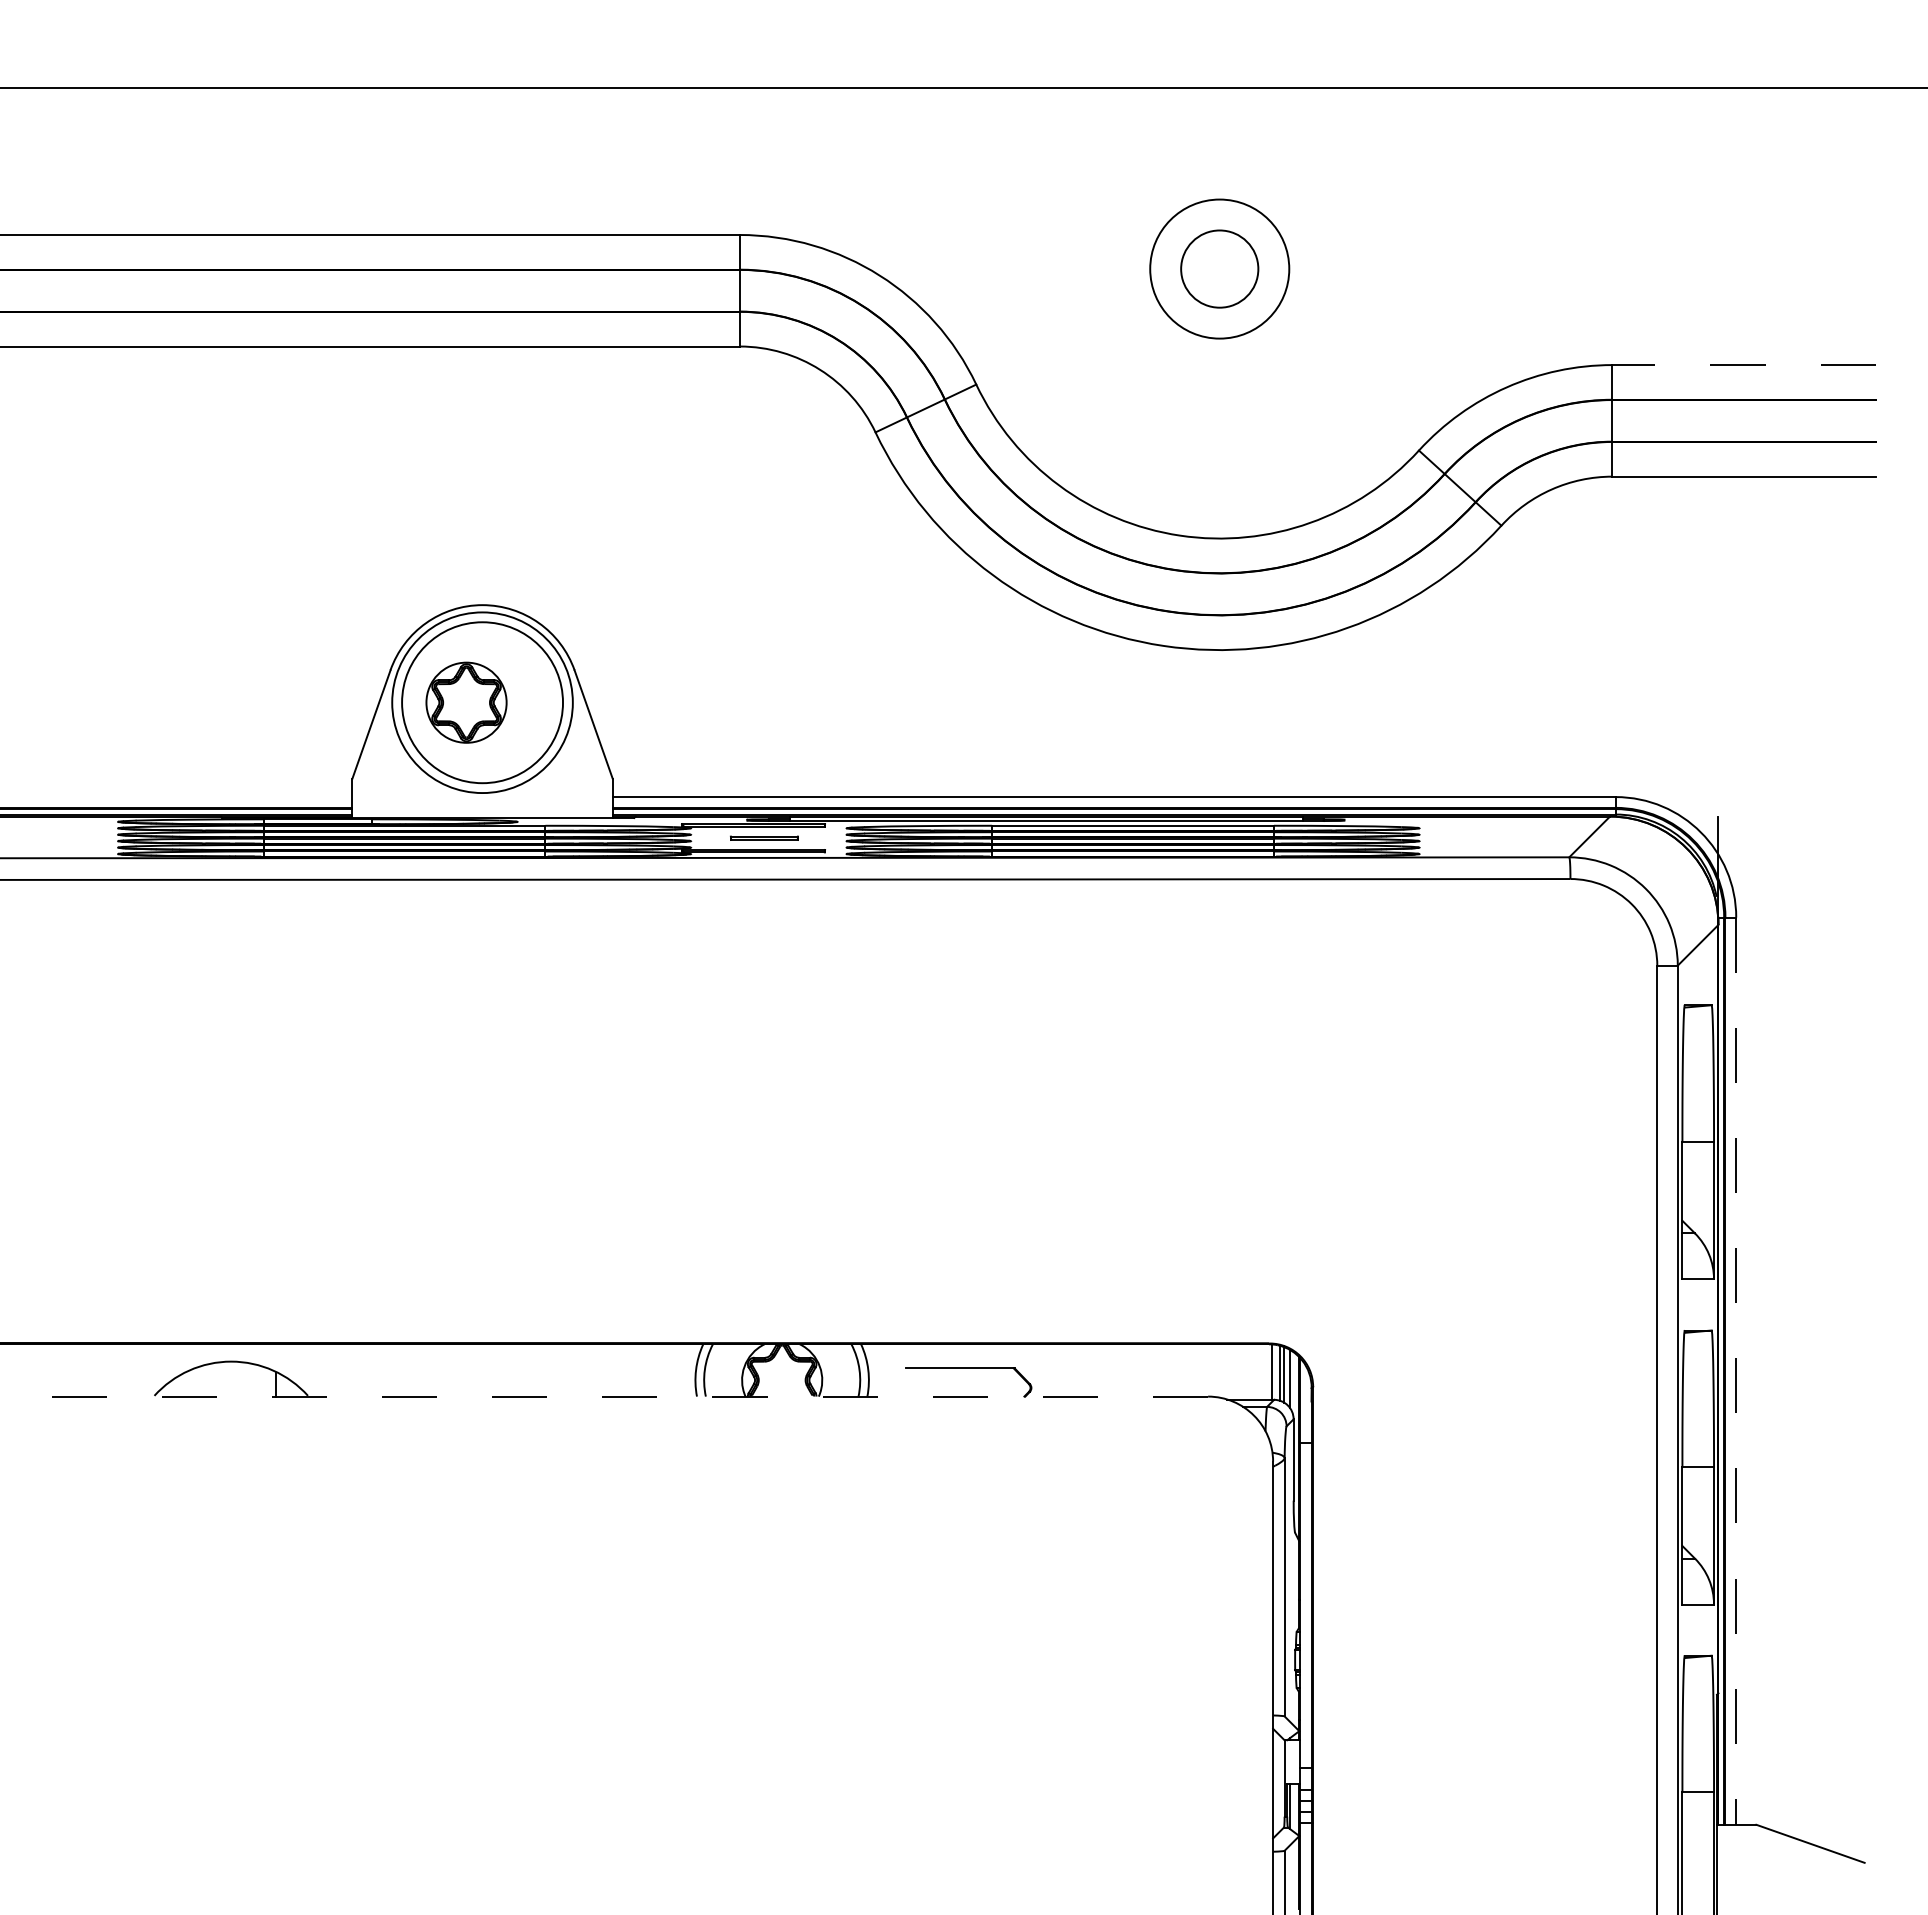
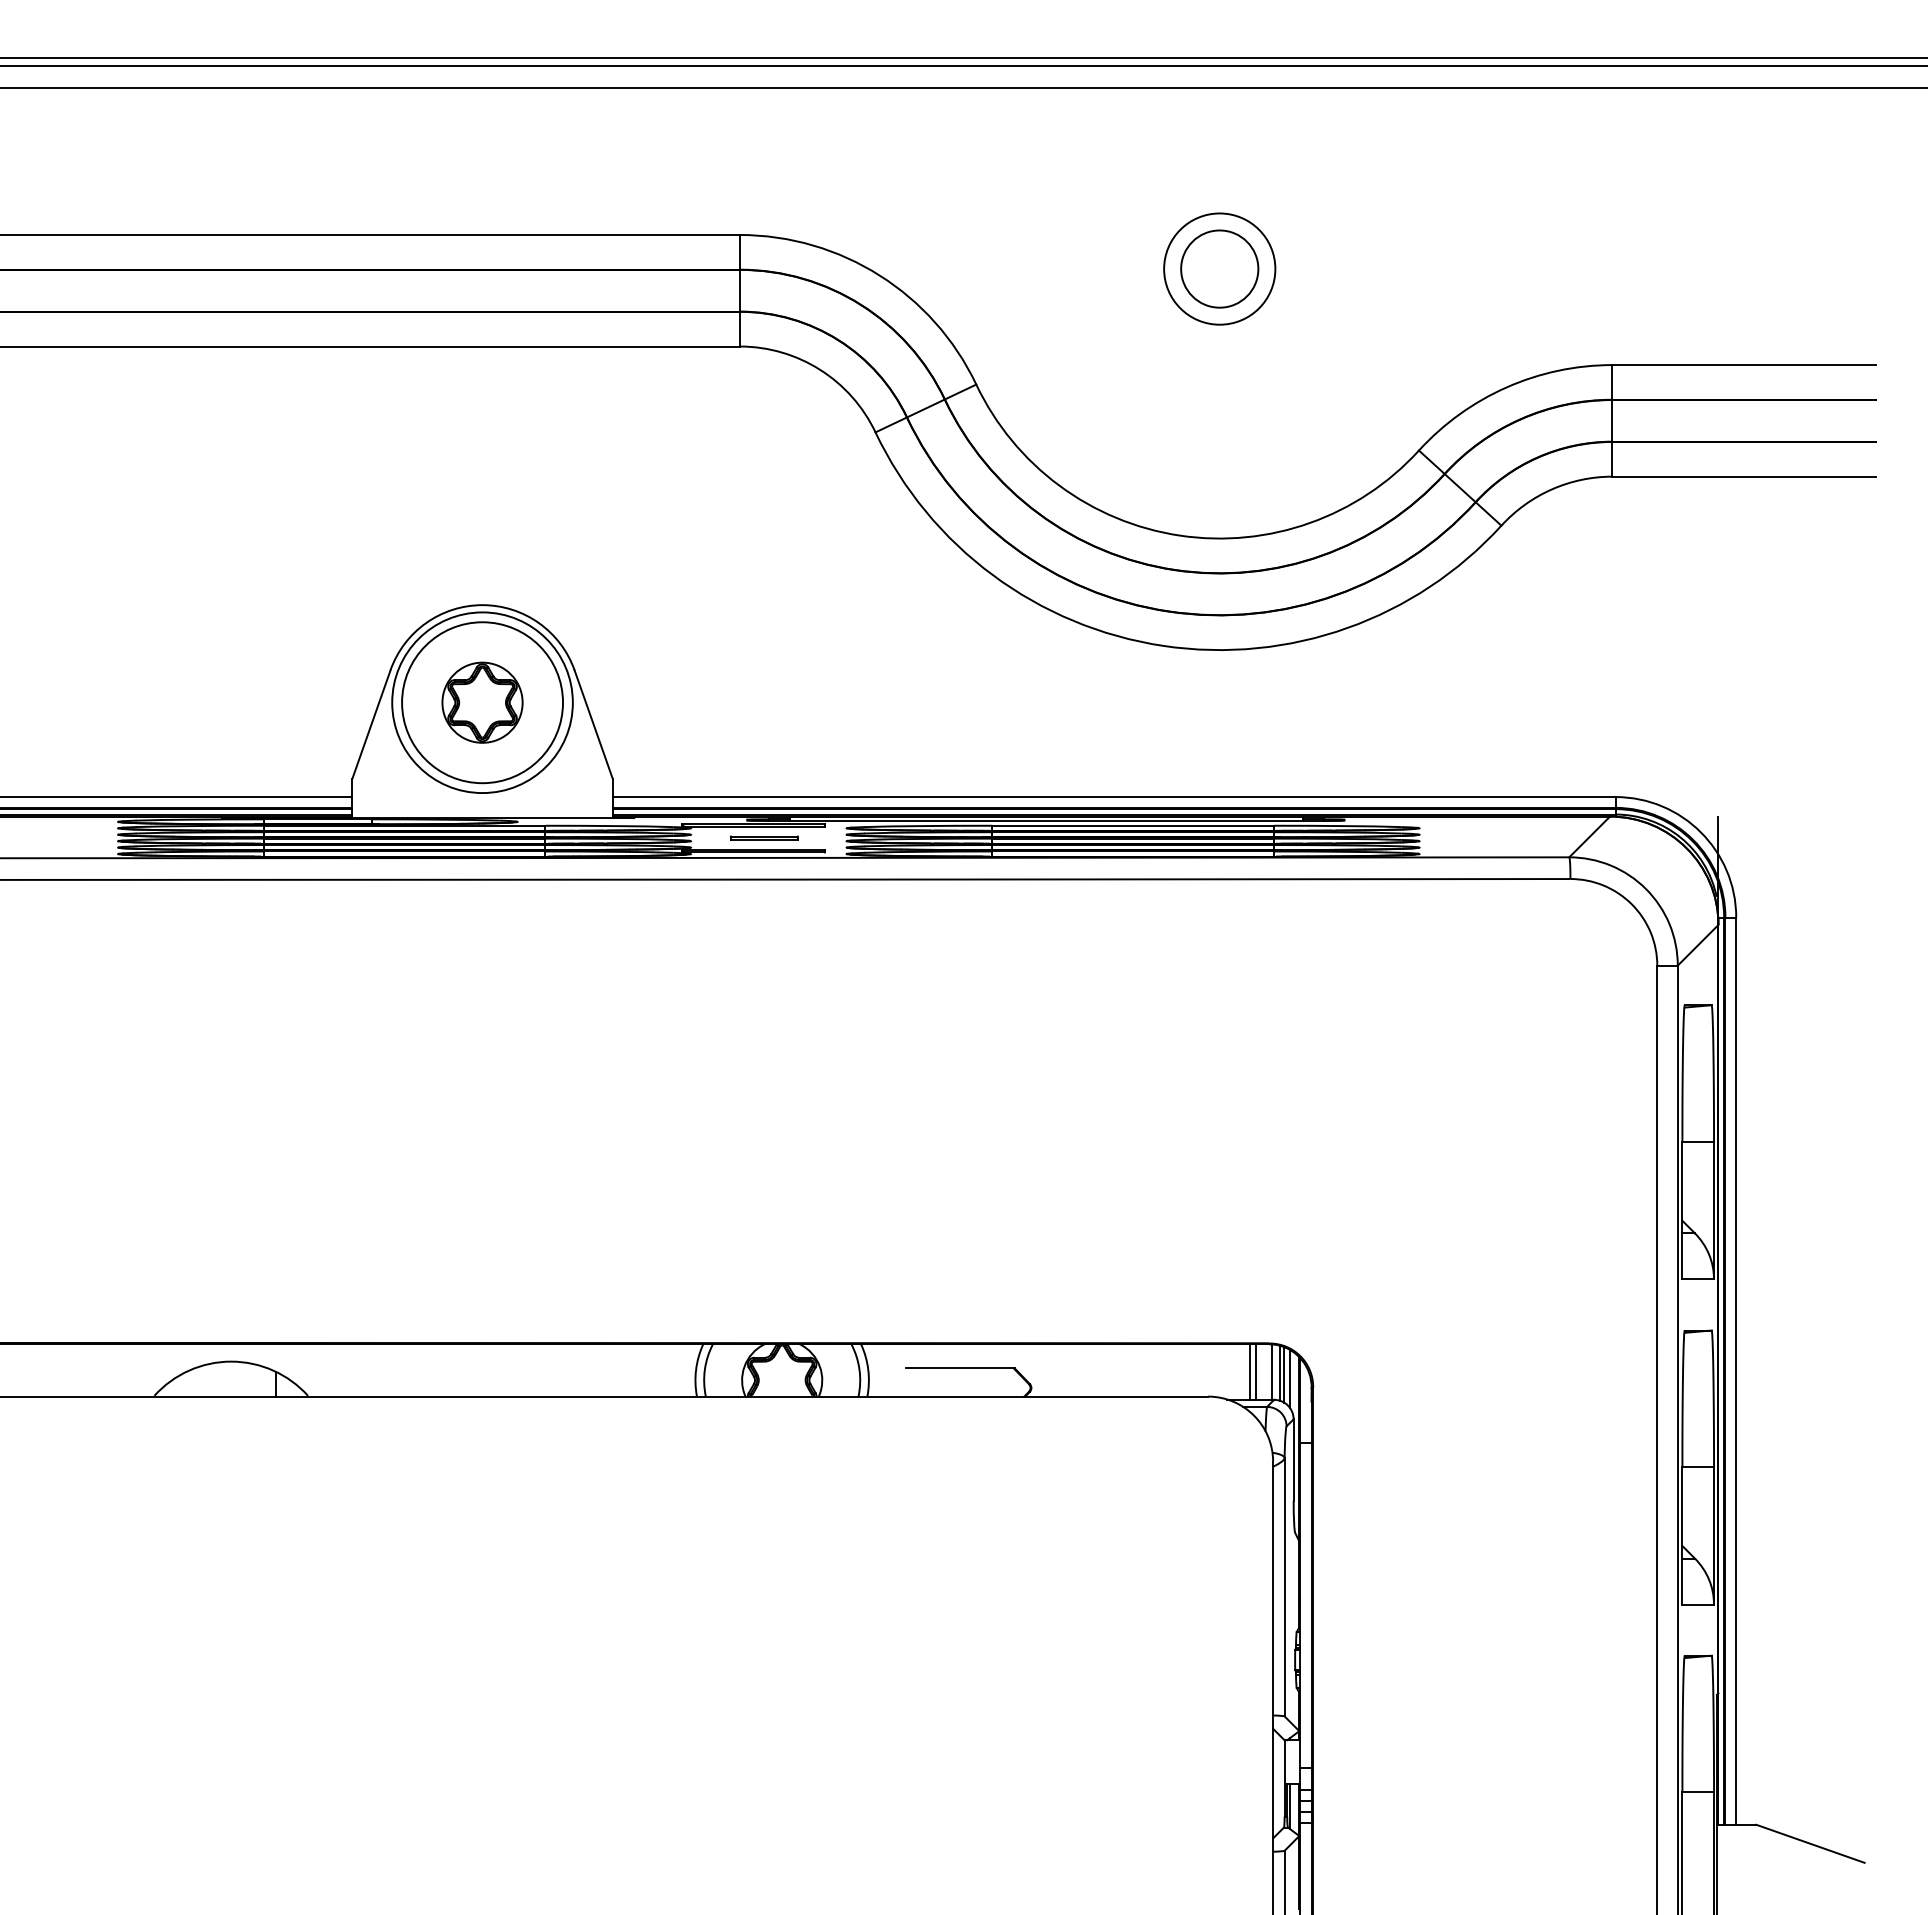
line: none -> present (963, 57)
line: none -> present (963, 65)
circle diameter: 139 px -> 111 px (1219, 268)
line: dashed -> solid (1744, 365)
part position: (466, 702) -> (482, 702) (482, 702)
line: none -> present (177, 797)
line: none -> present (1250, 1371)
line: none -> present (1255, 1371)
line: dashed -> solid (1736, 1371)
line: dashed -> solid (604, 1396)
